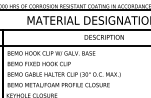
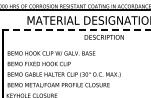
line: solid -> dashed (75, 30)
line: present -> none (74, 45)
